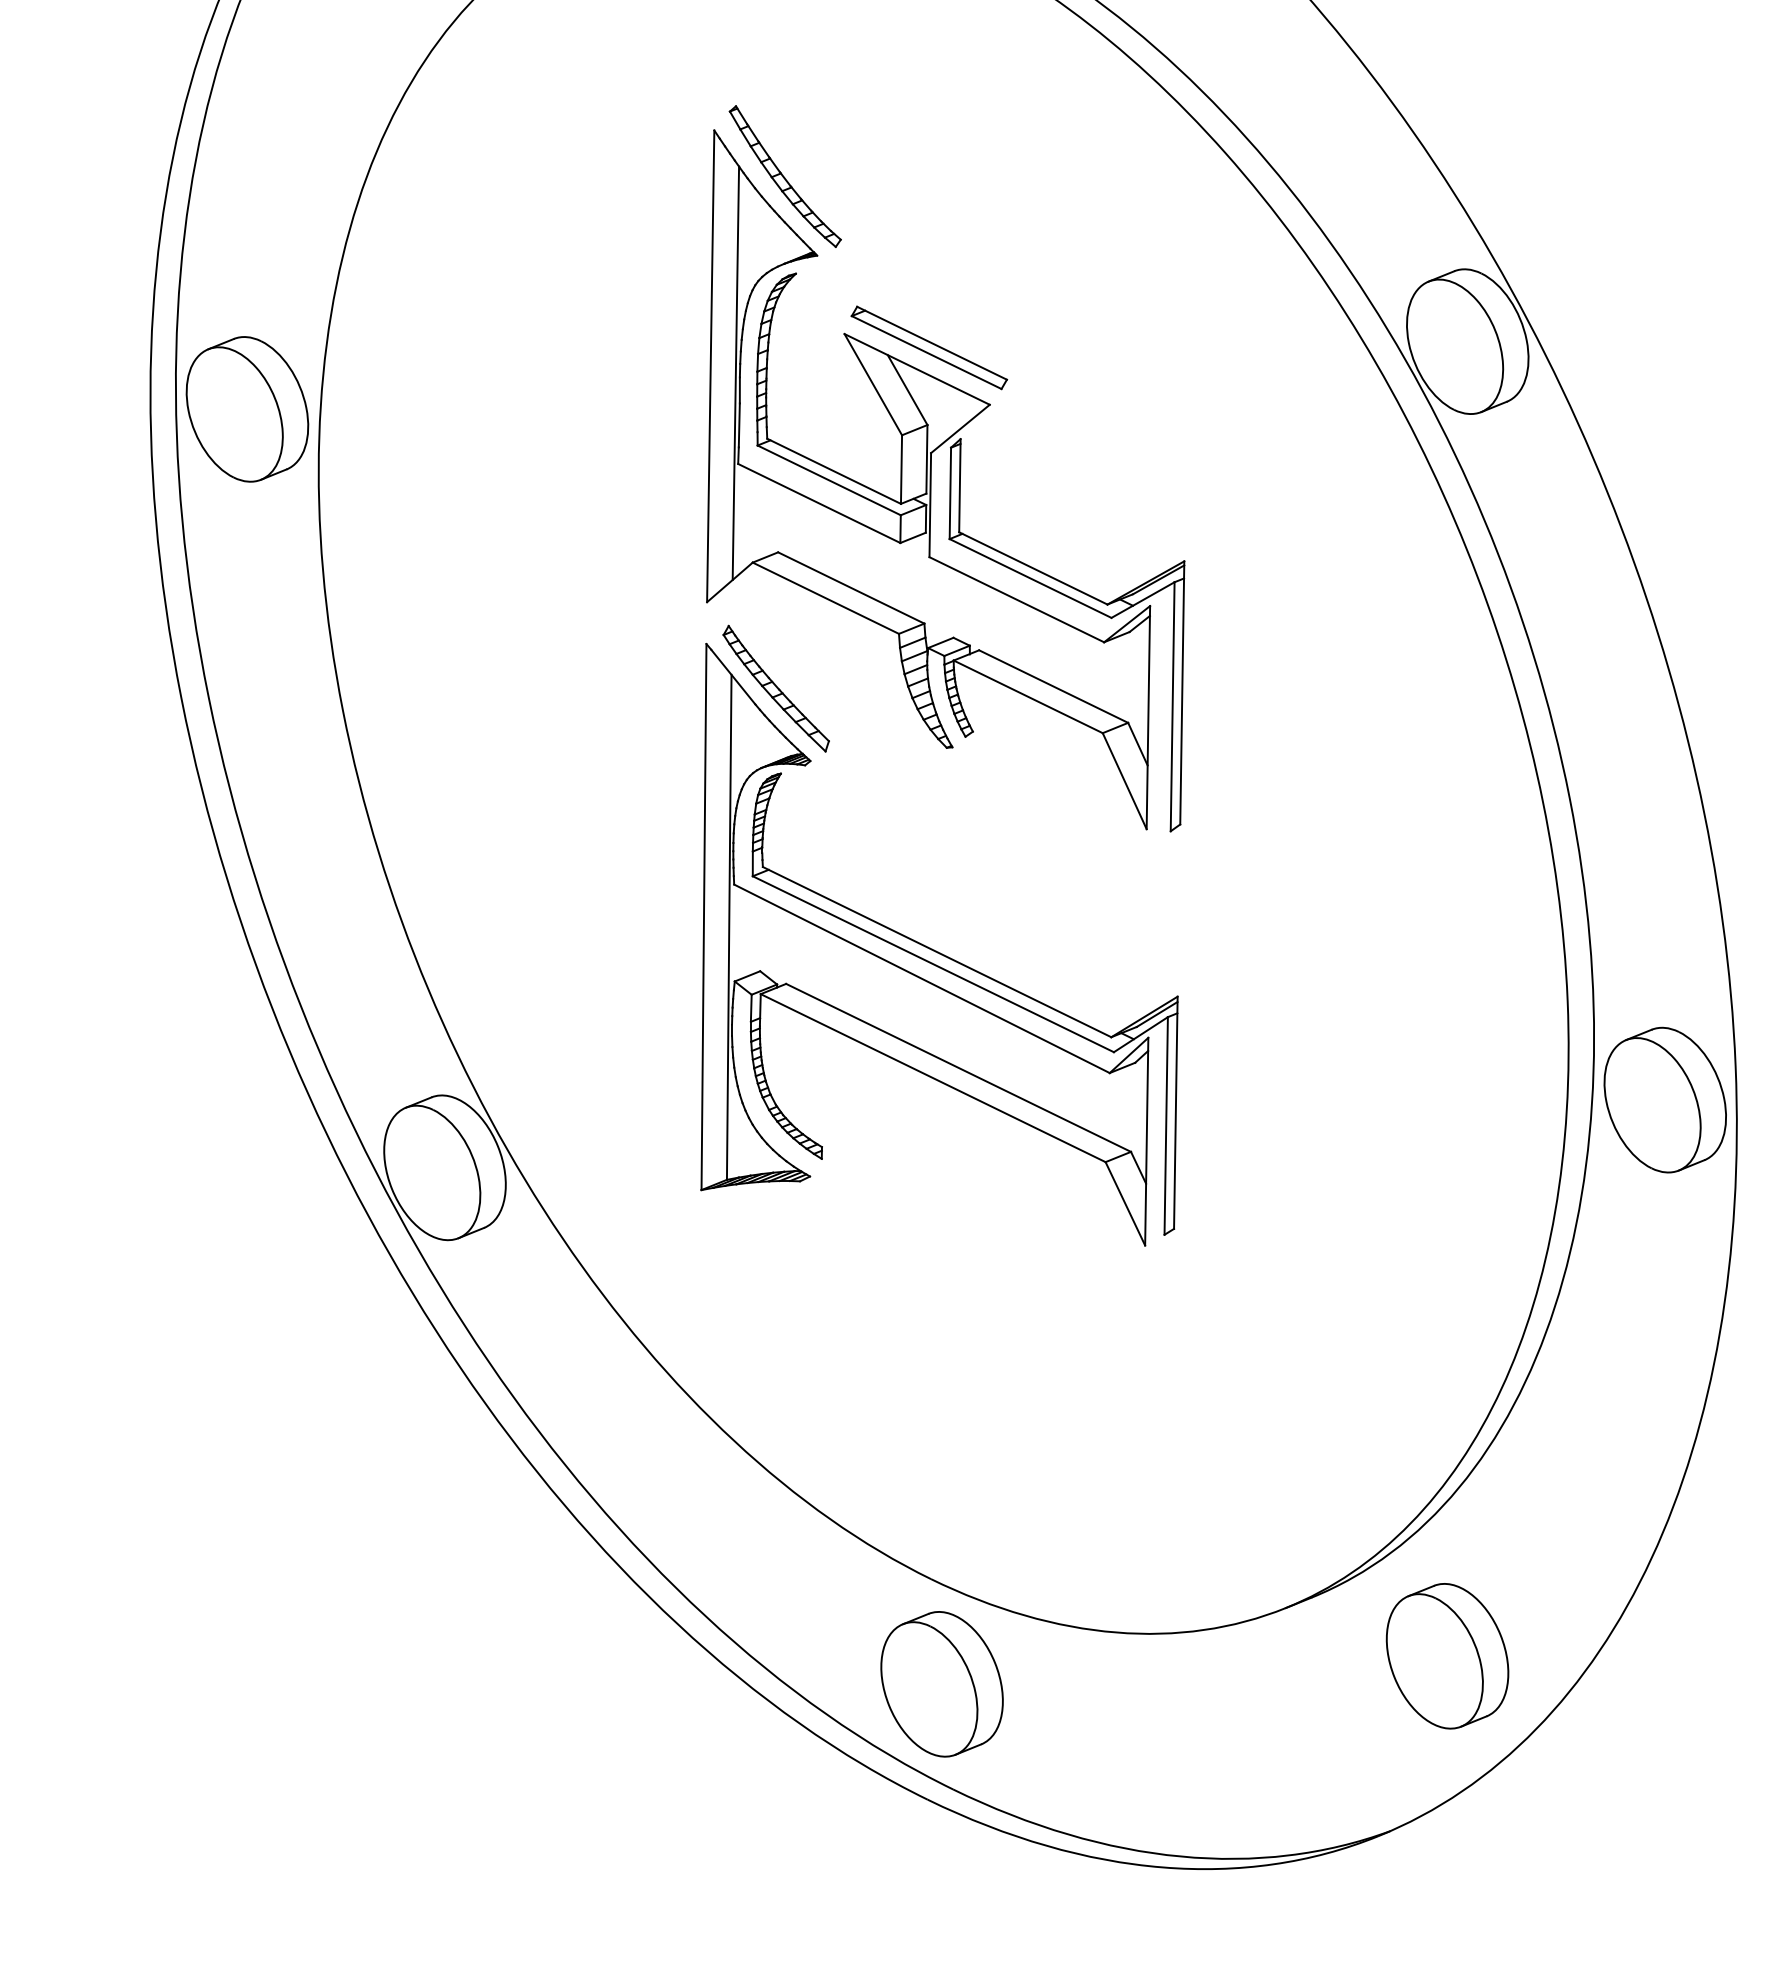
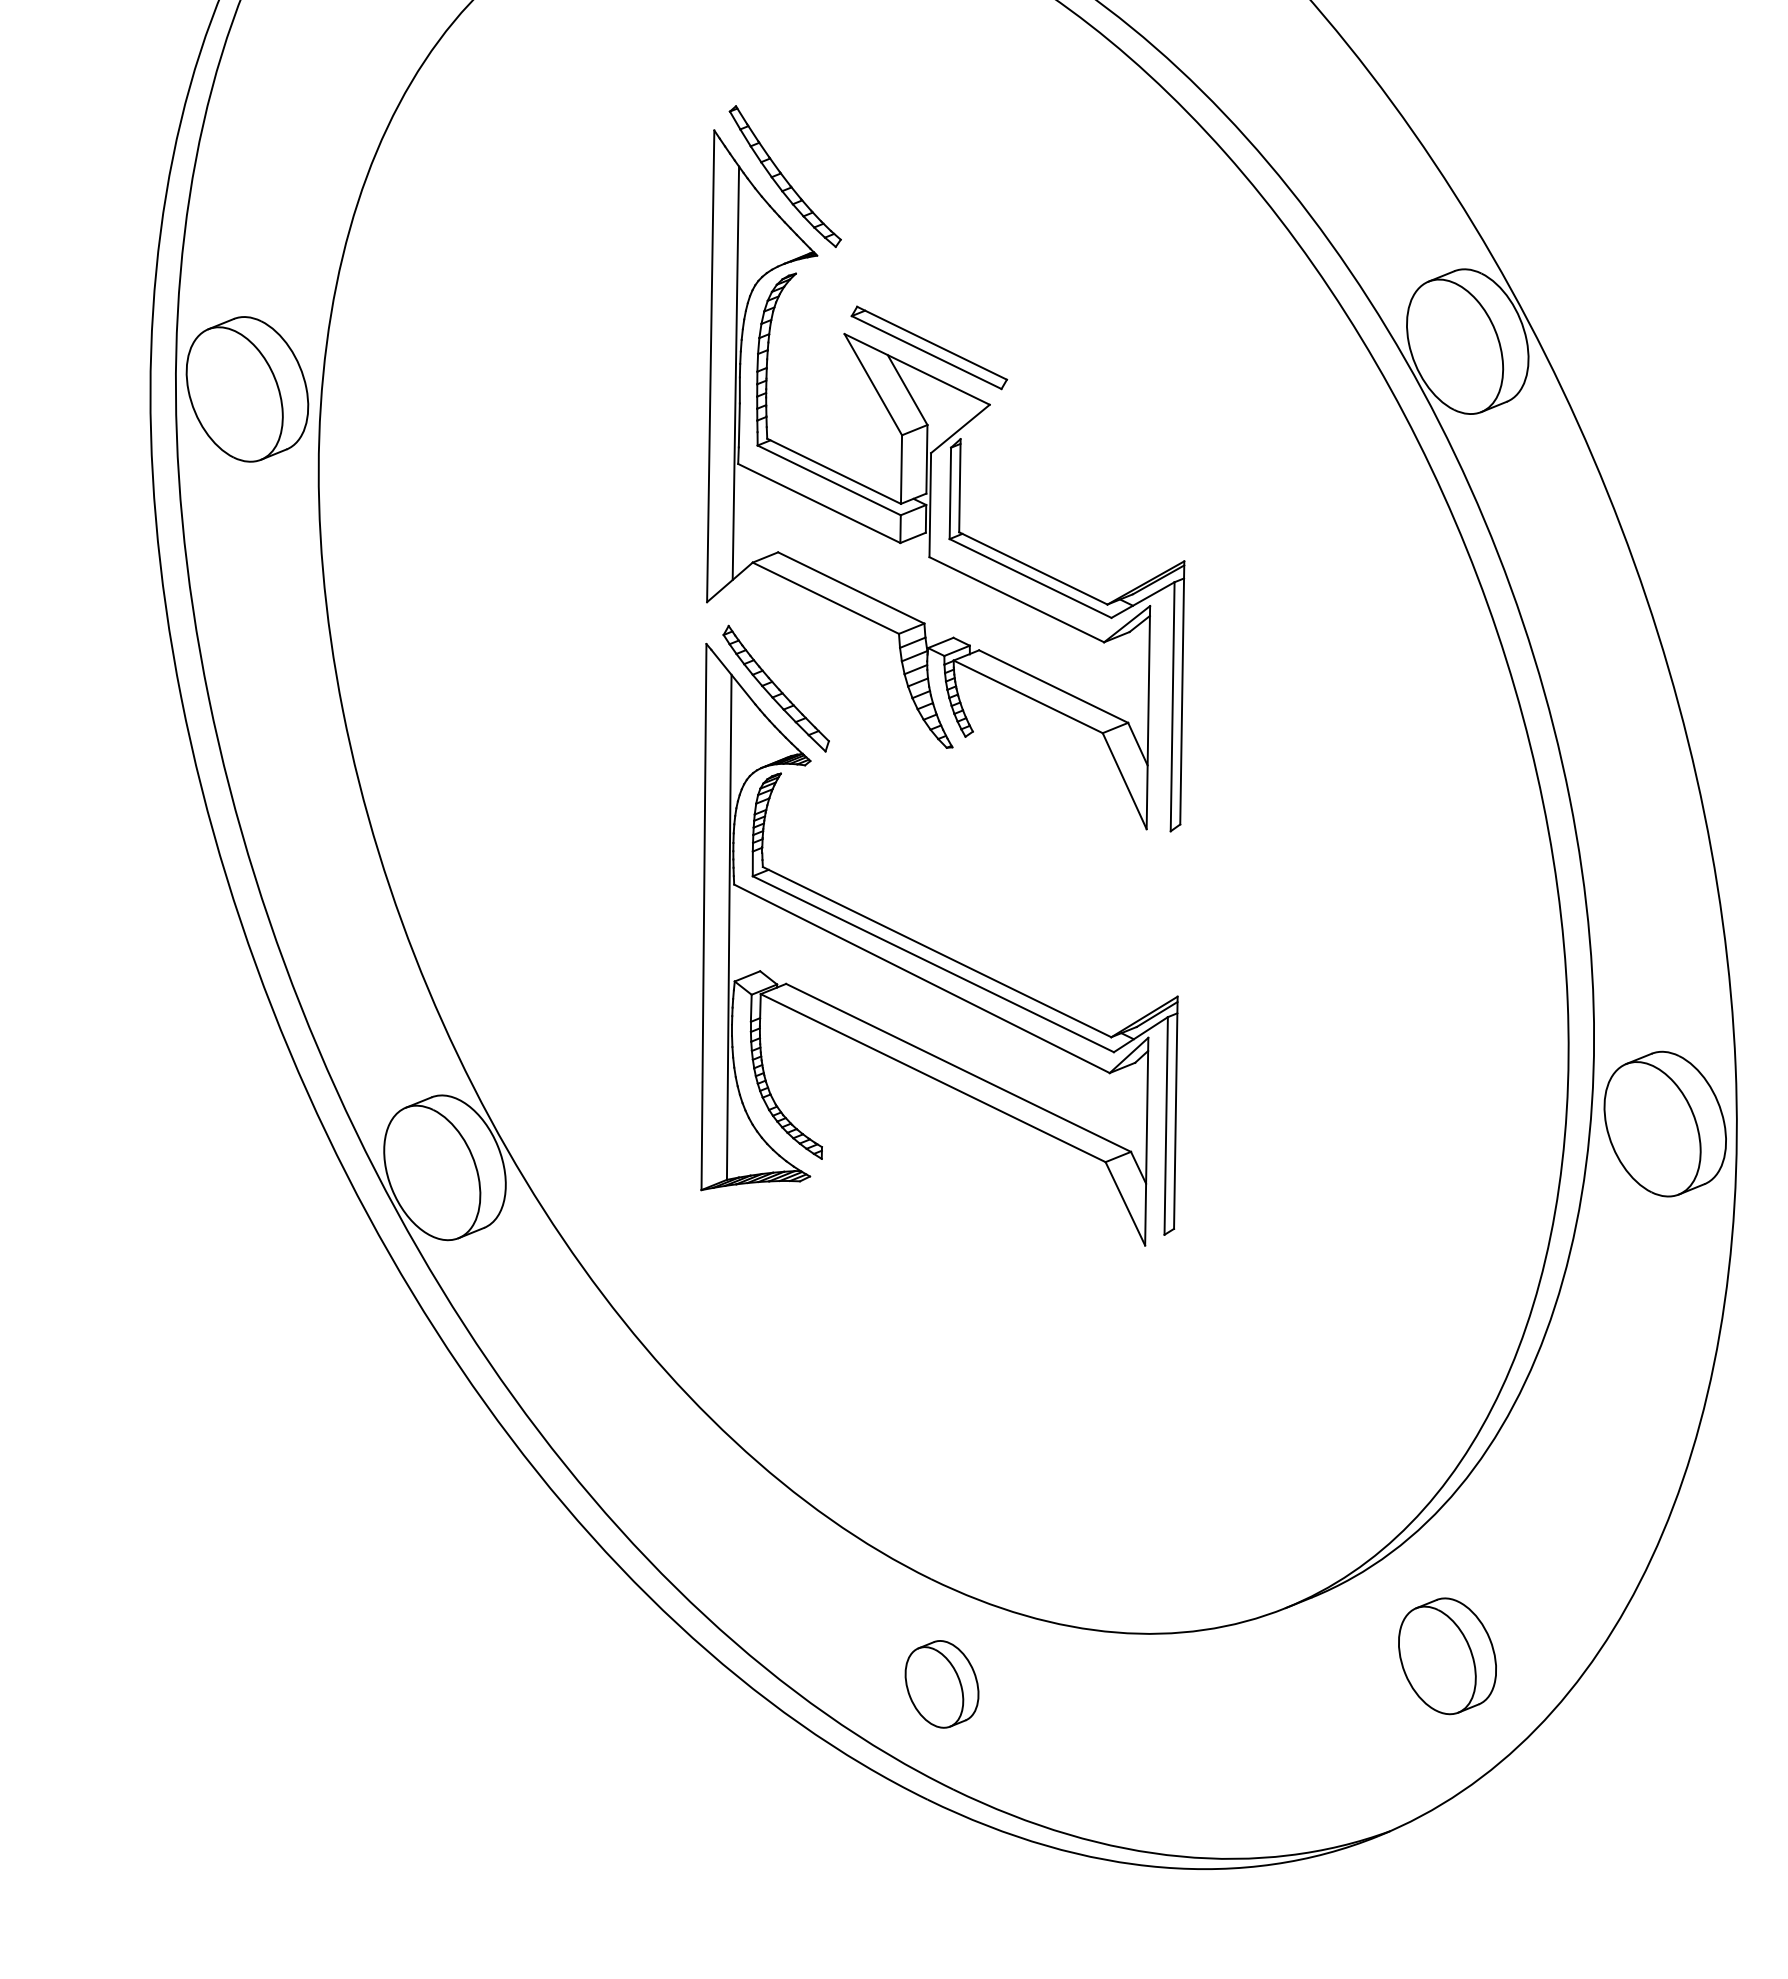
part position: (247, 409) -> (247, 389) (247, 389)
part position: (1664, 1099) -> (1664, 1123) (1664, 1123)
part size: 125x147 px -> 99x119 px (1447, 1656)
part size: 124x147 px -> 76x89 px (941, 1684)
